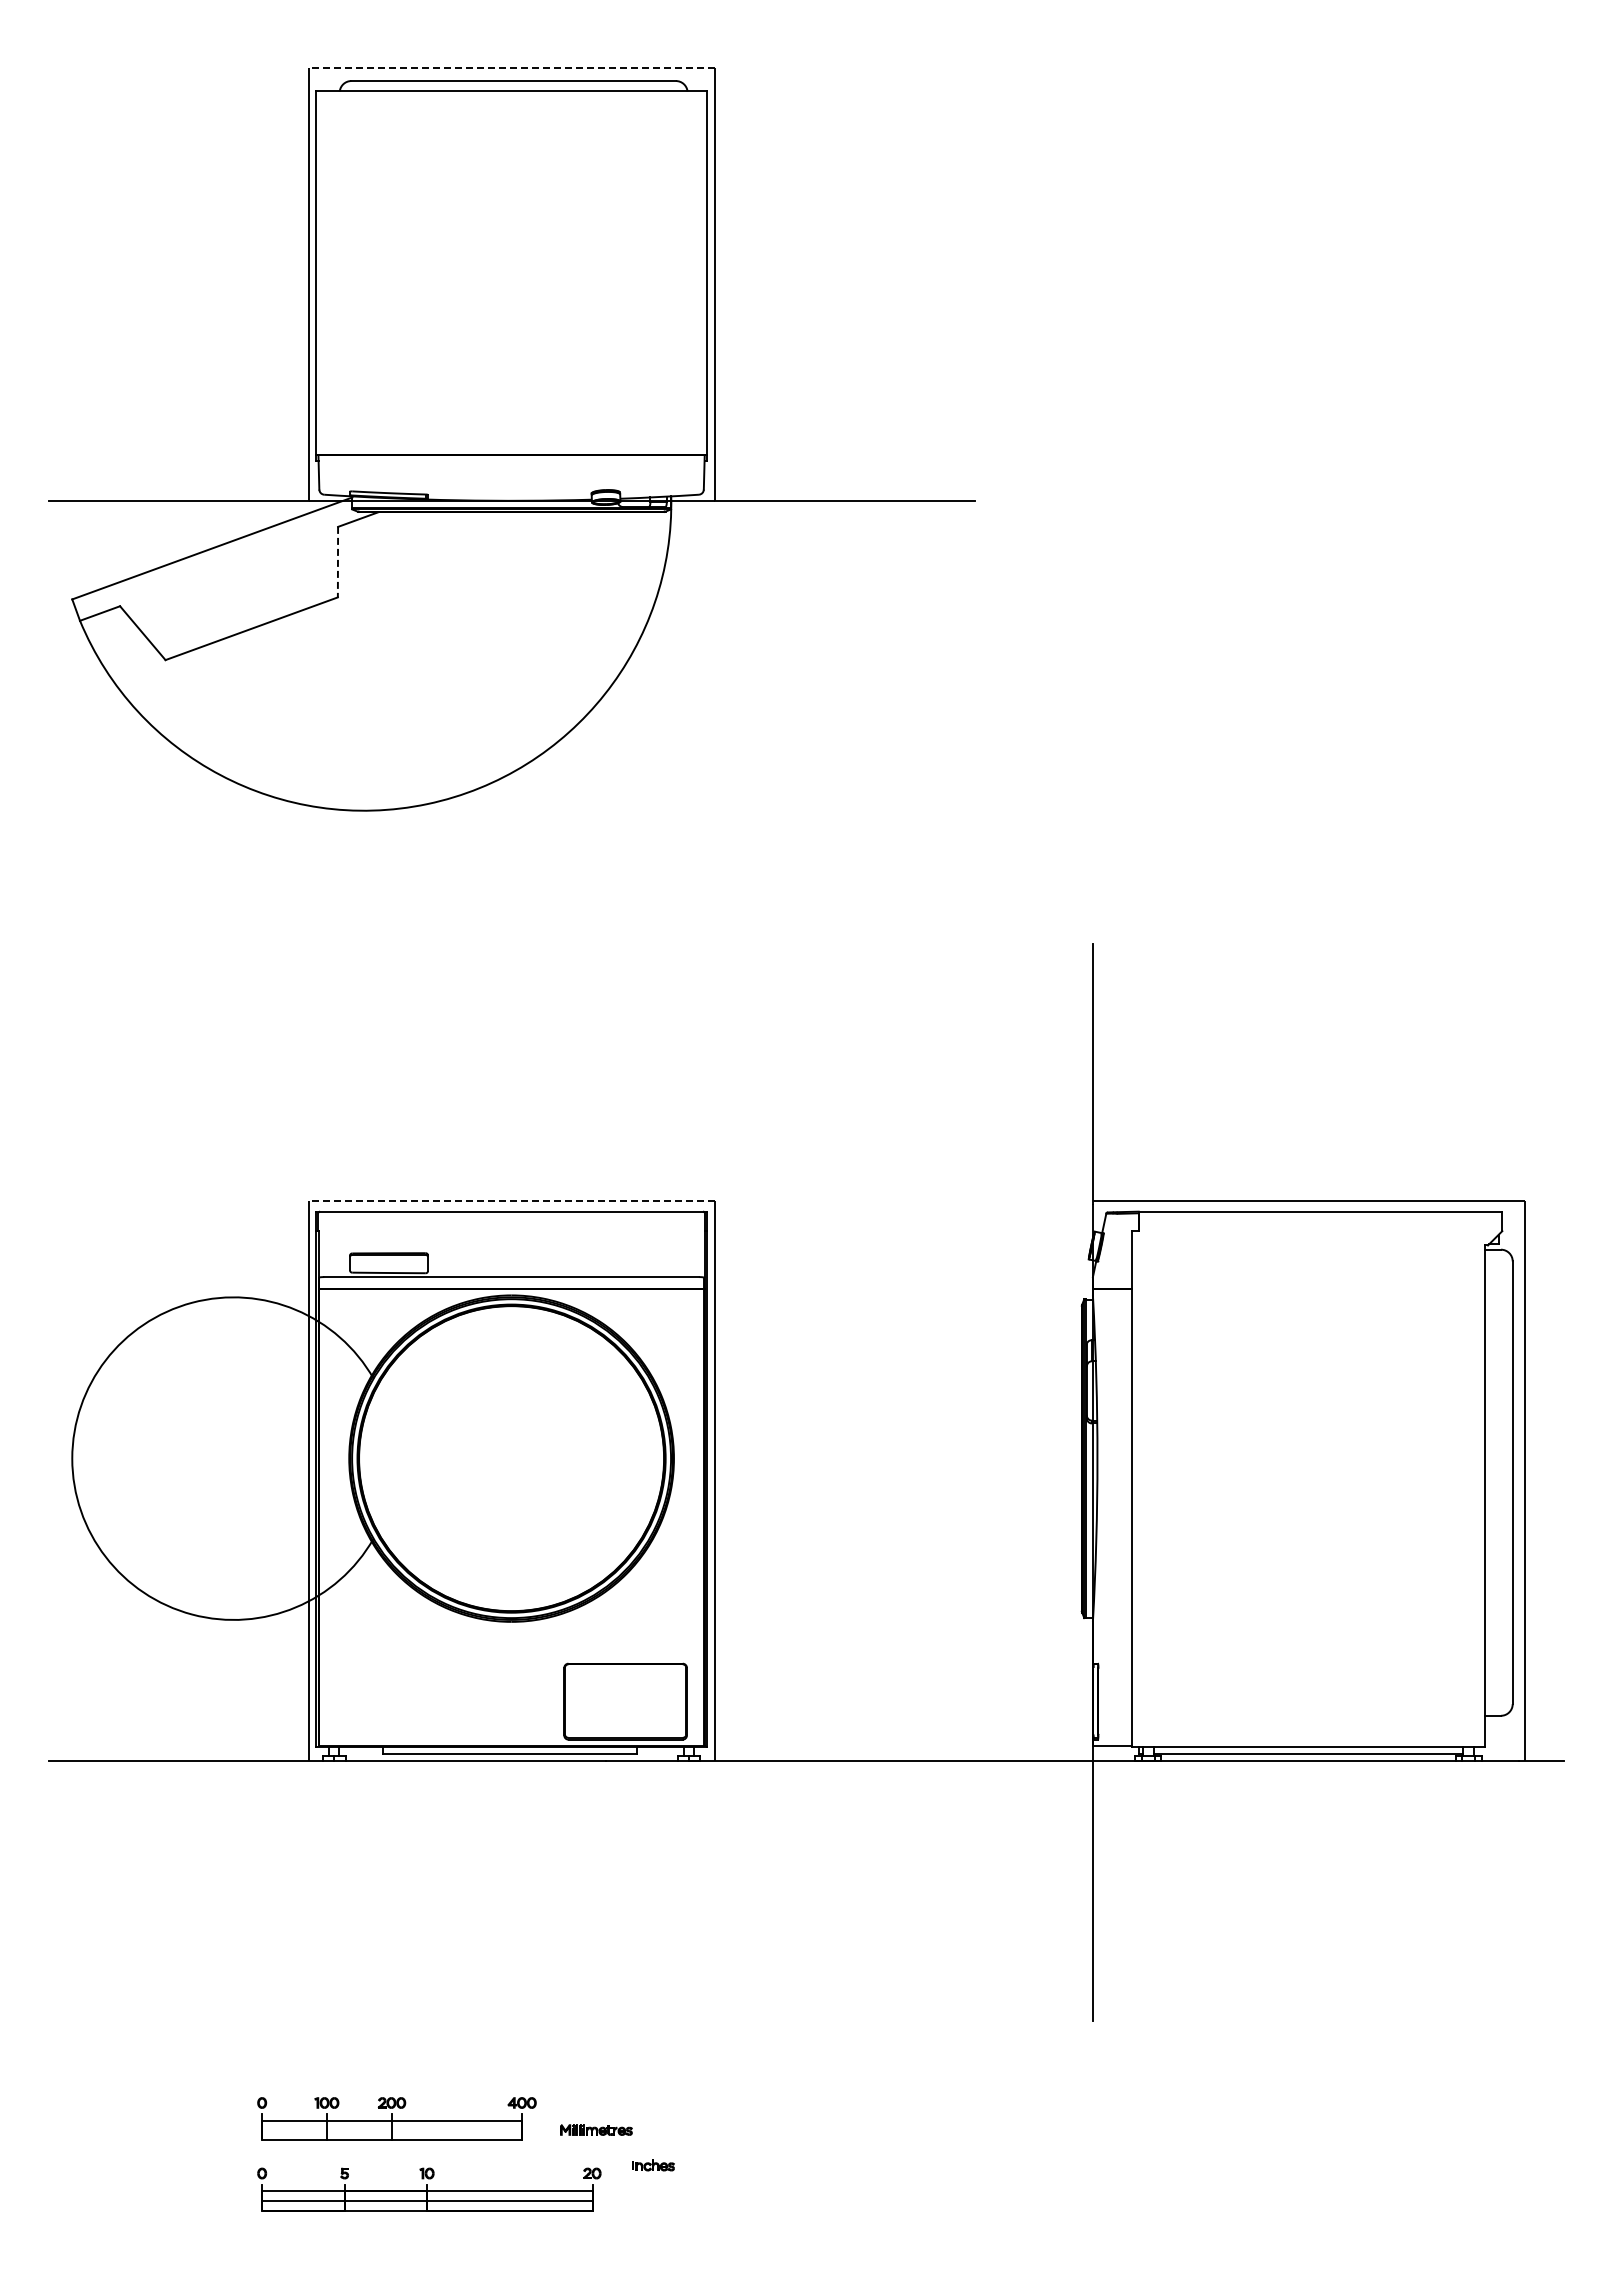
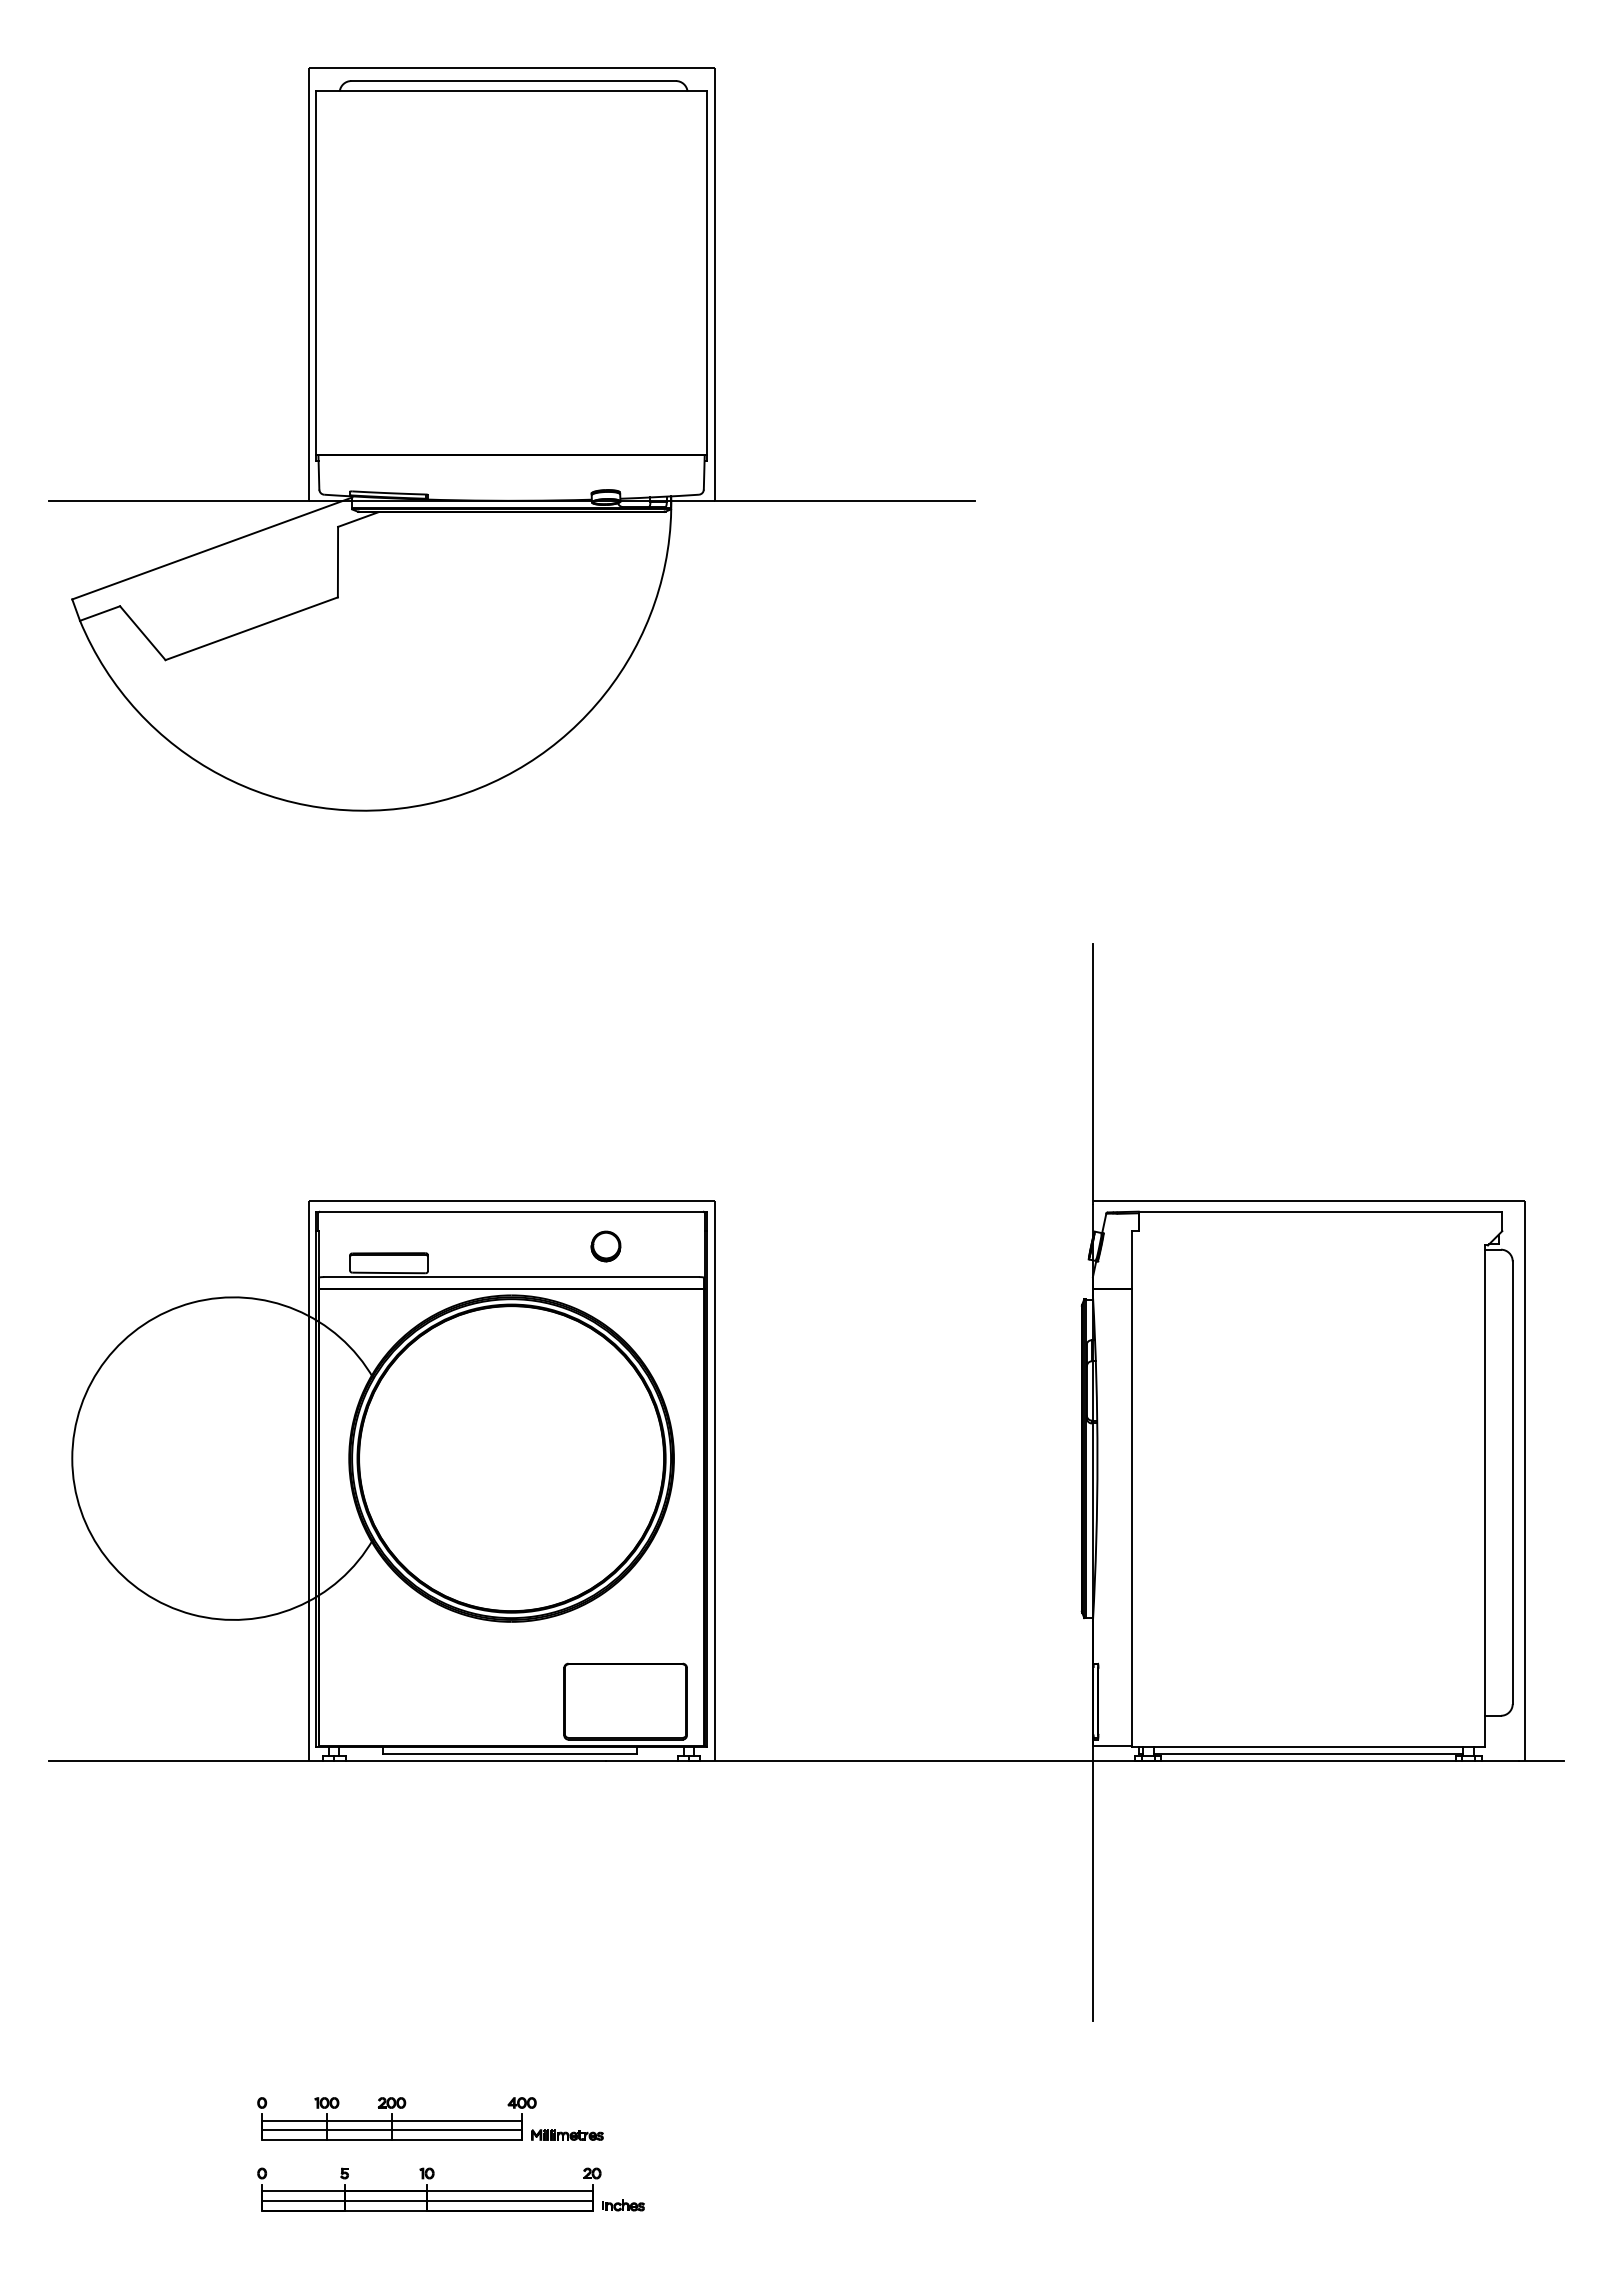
line: dashed -> solid (511, 68)
line: dashed -> solid (337, 562)
line: dashed -> solid (511, 1200)
part: none -> present (605, 1246)
part position: (596, 2129) -> (567, 2134) (567, 2134)
line: none -> present (392, 2130)
part position: (653, 2165) -> (623, 2205) (623, 2205)
